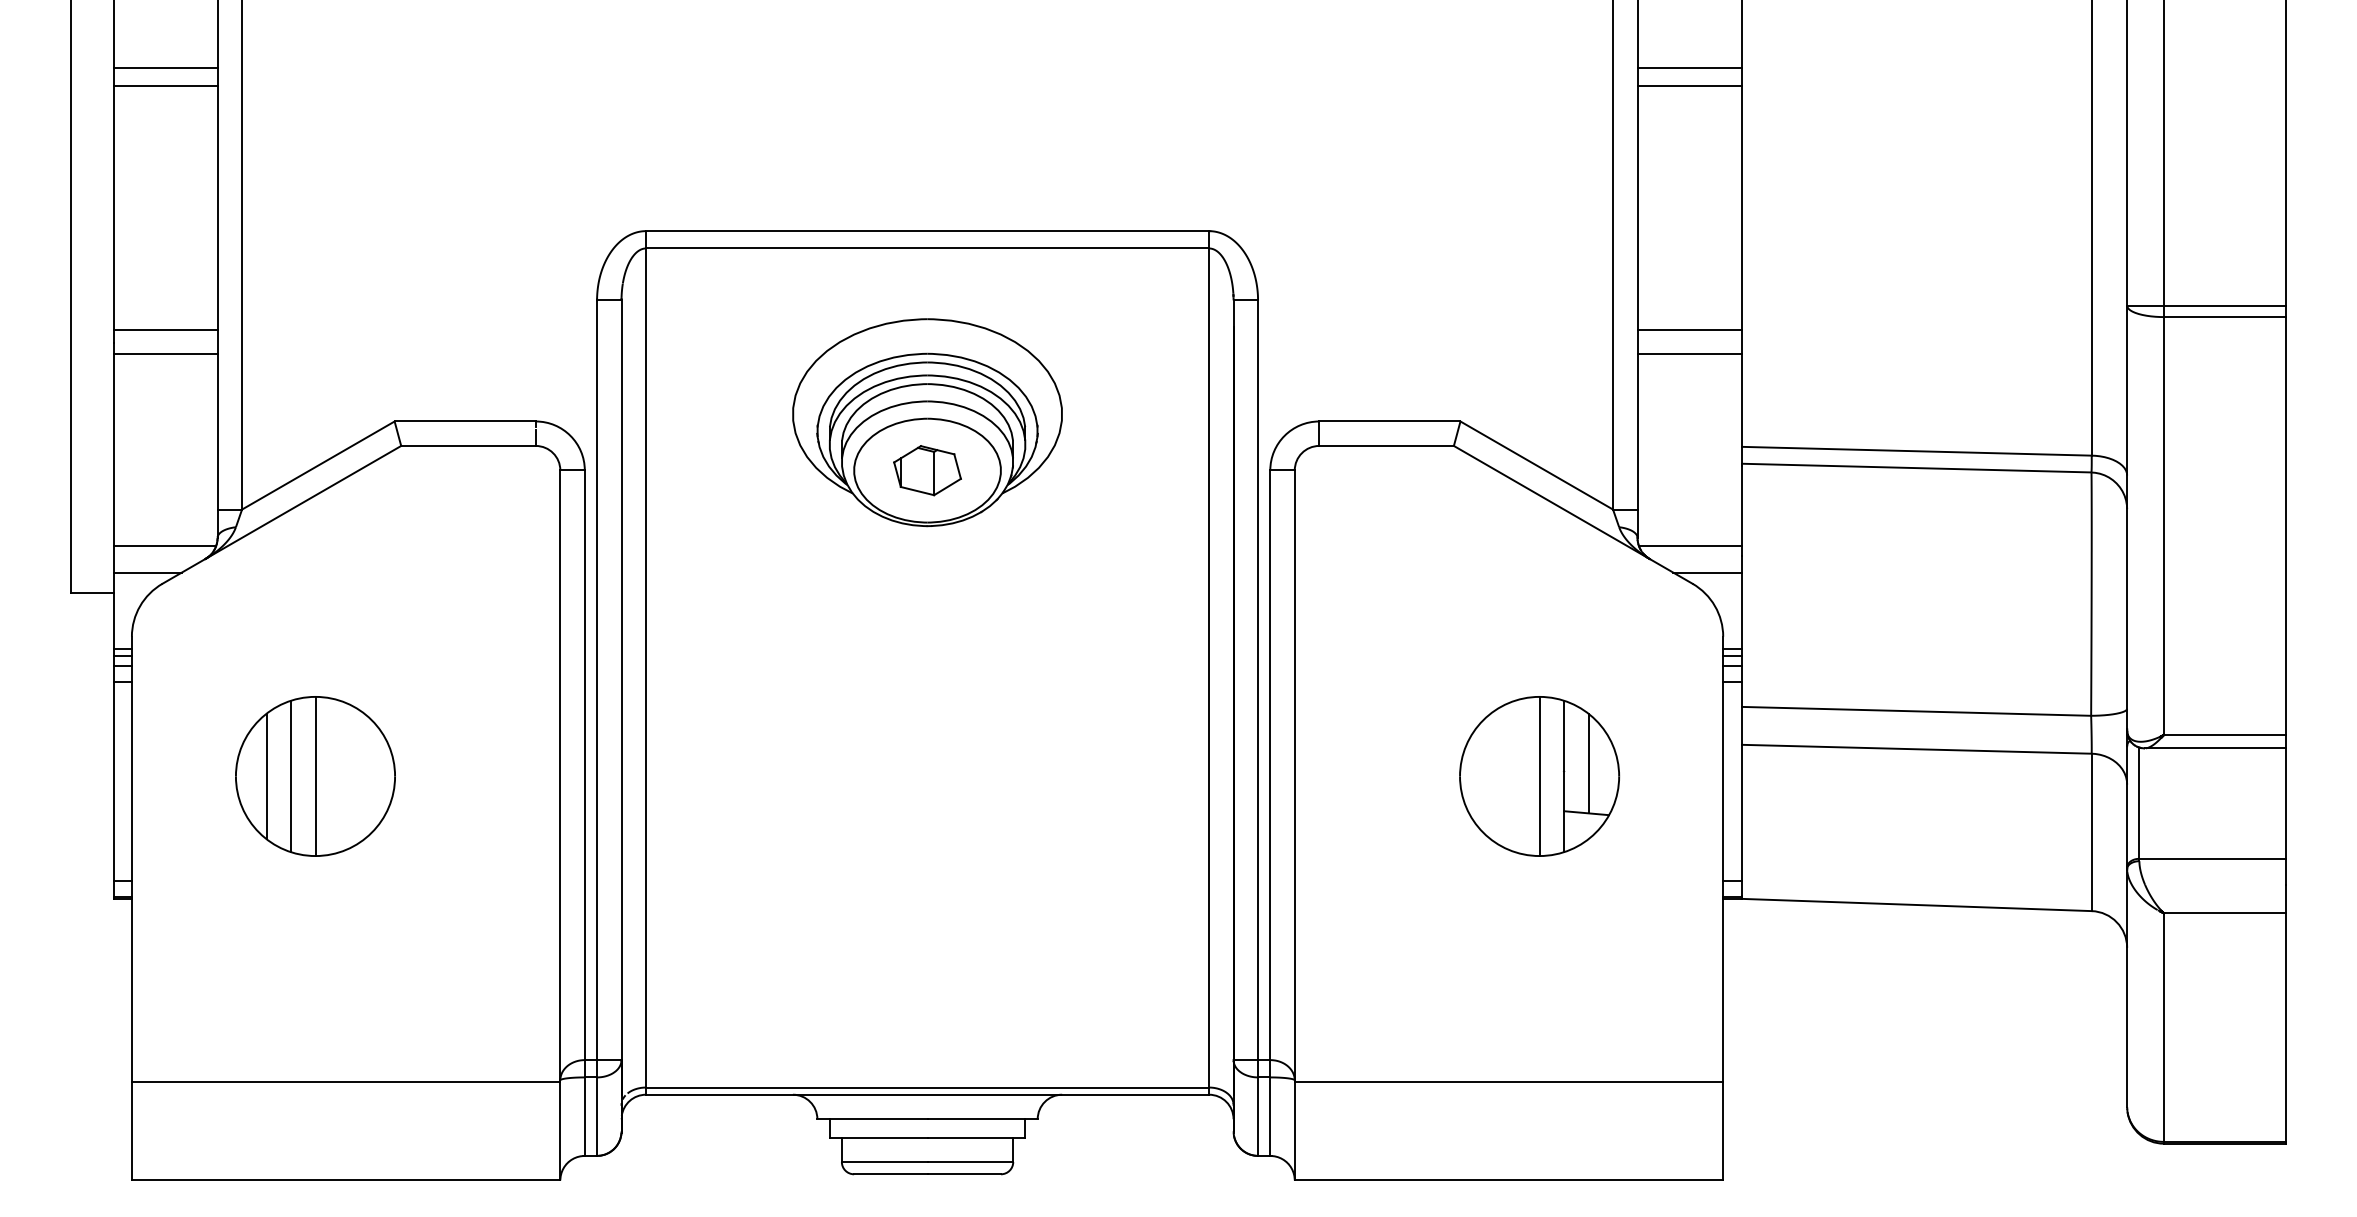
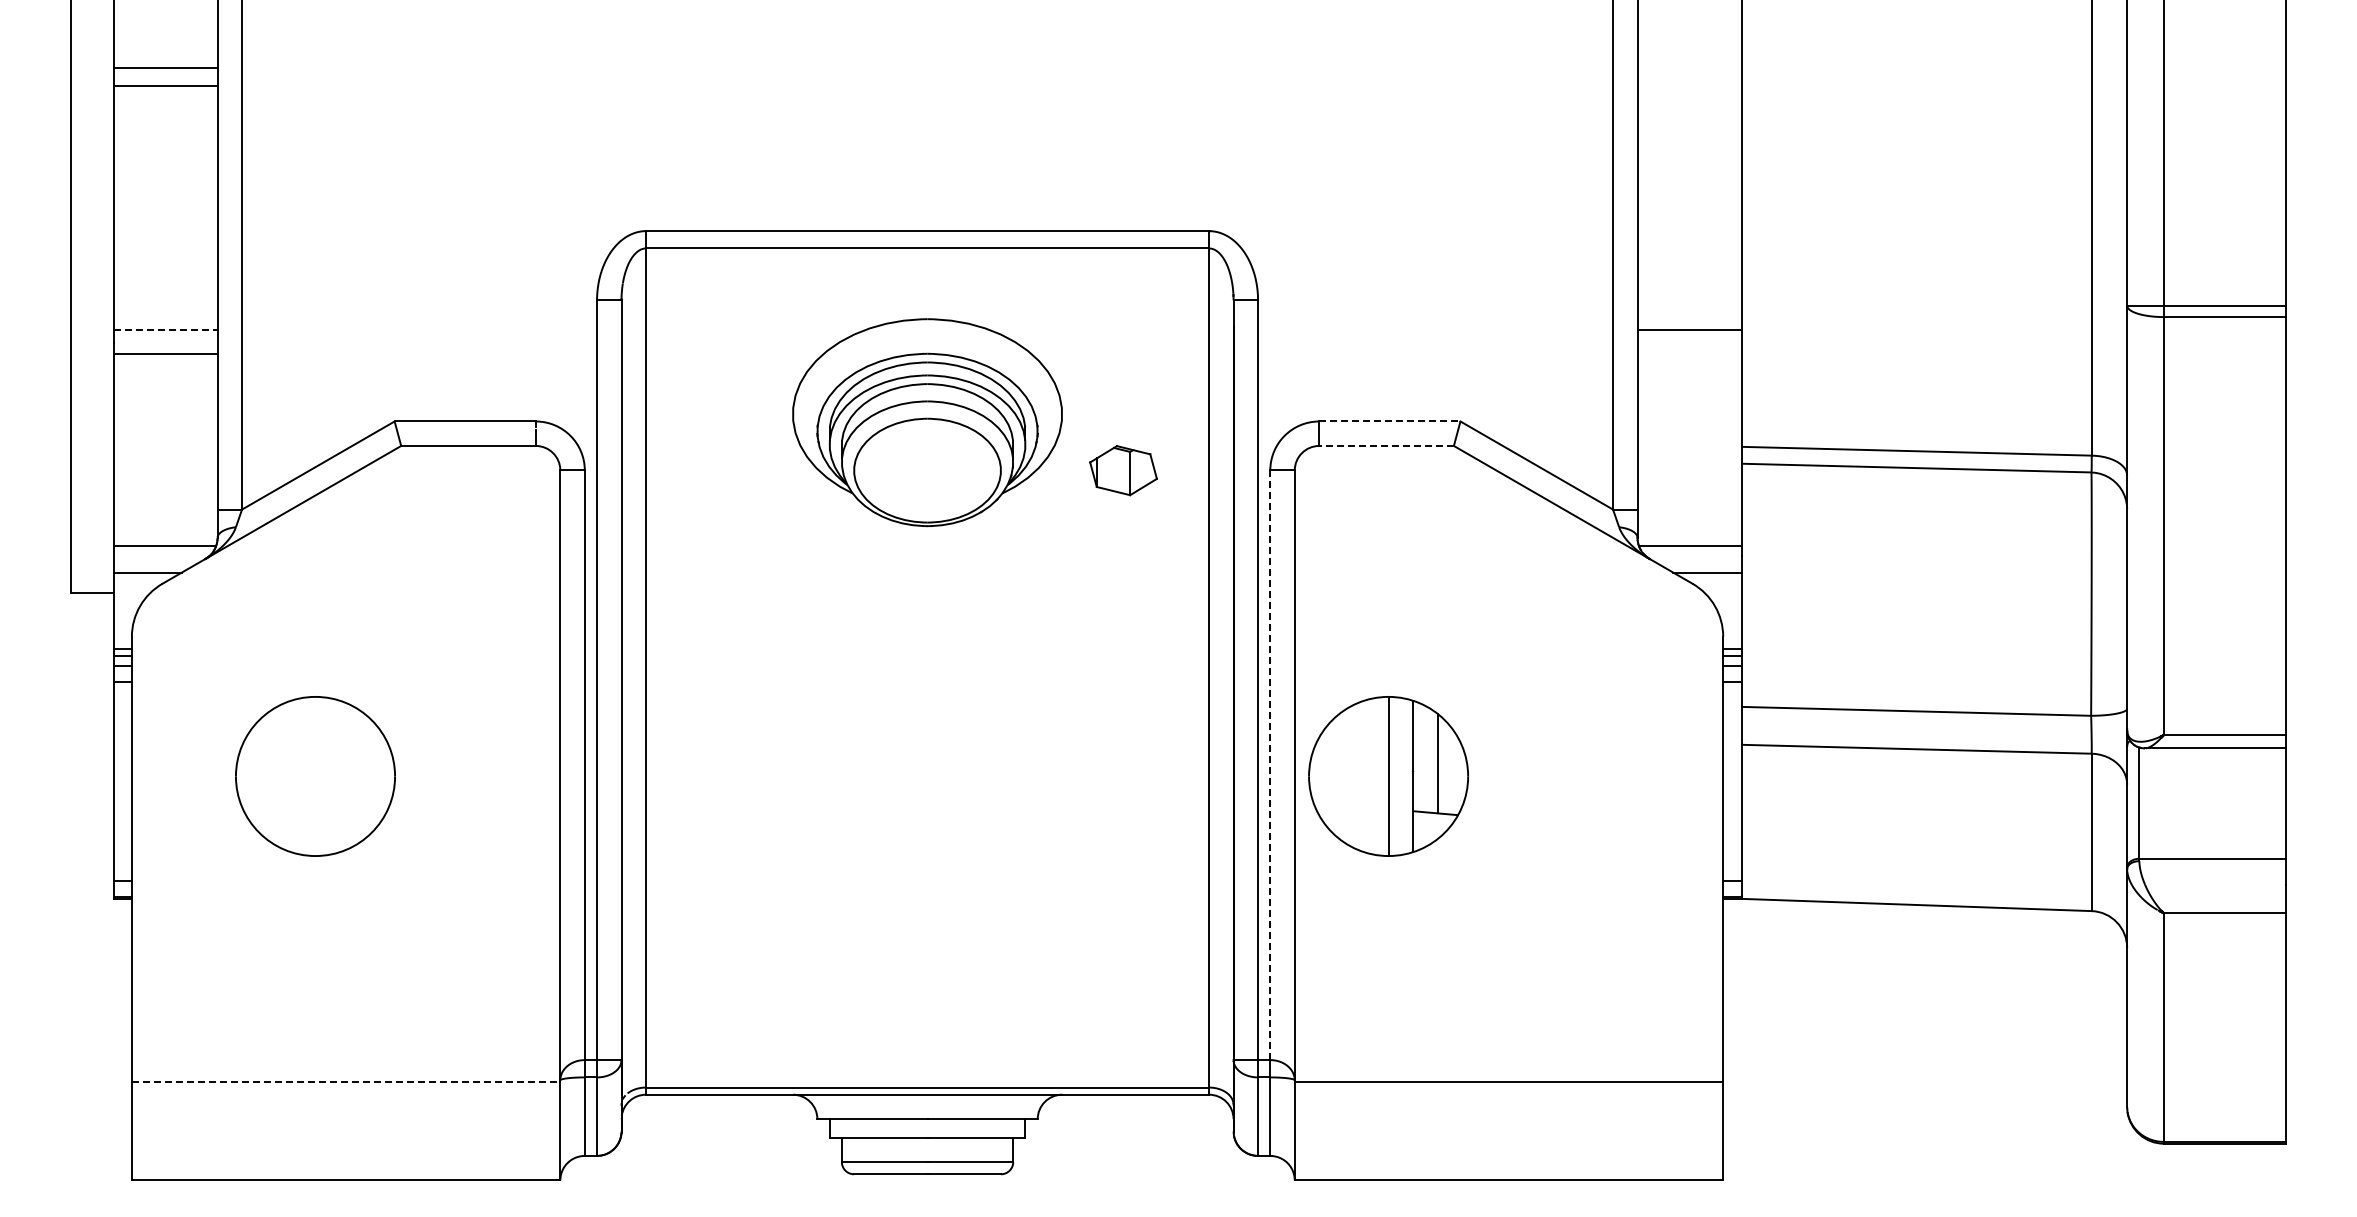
line: present -> none (1689, 67)
line: present -> none (1689, 85)
line: solid -> dashed (166, 330)
line: present -> none (1689, 353)
line: solid -> dashed (1389, 421)
line: solid -> dashed (1386, 445)
part position: (927, 470) -> (1123, 470) (1123, 470)
line: solid -> dashed (1270, 765)
line: present -> none (266, 775)
line: present -> none (291, 776)
line: present -> none (315, 776)
part position: (1539, 776) -> (1388, 776) (1388, 776)
line: solid -> dashed (346, 1082)
